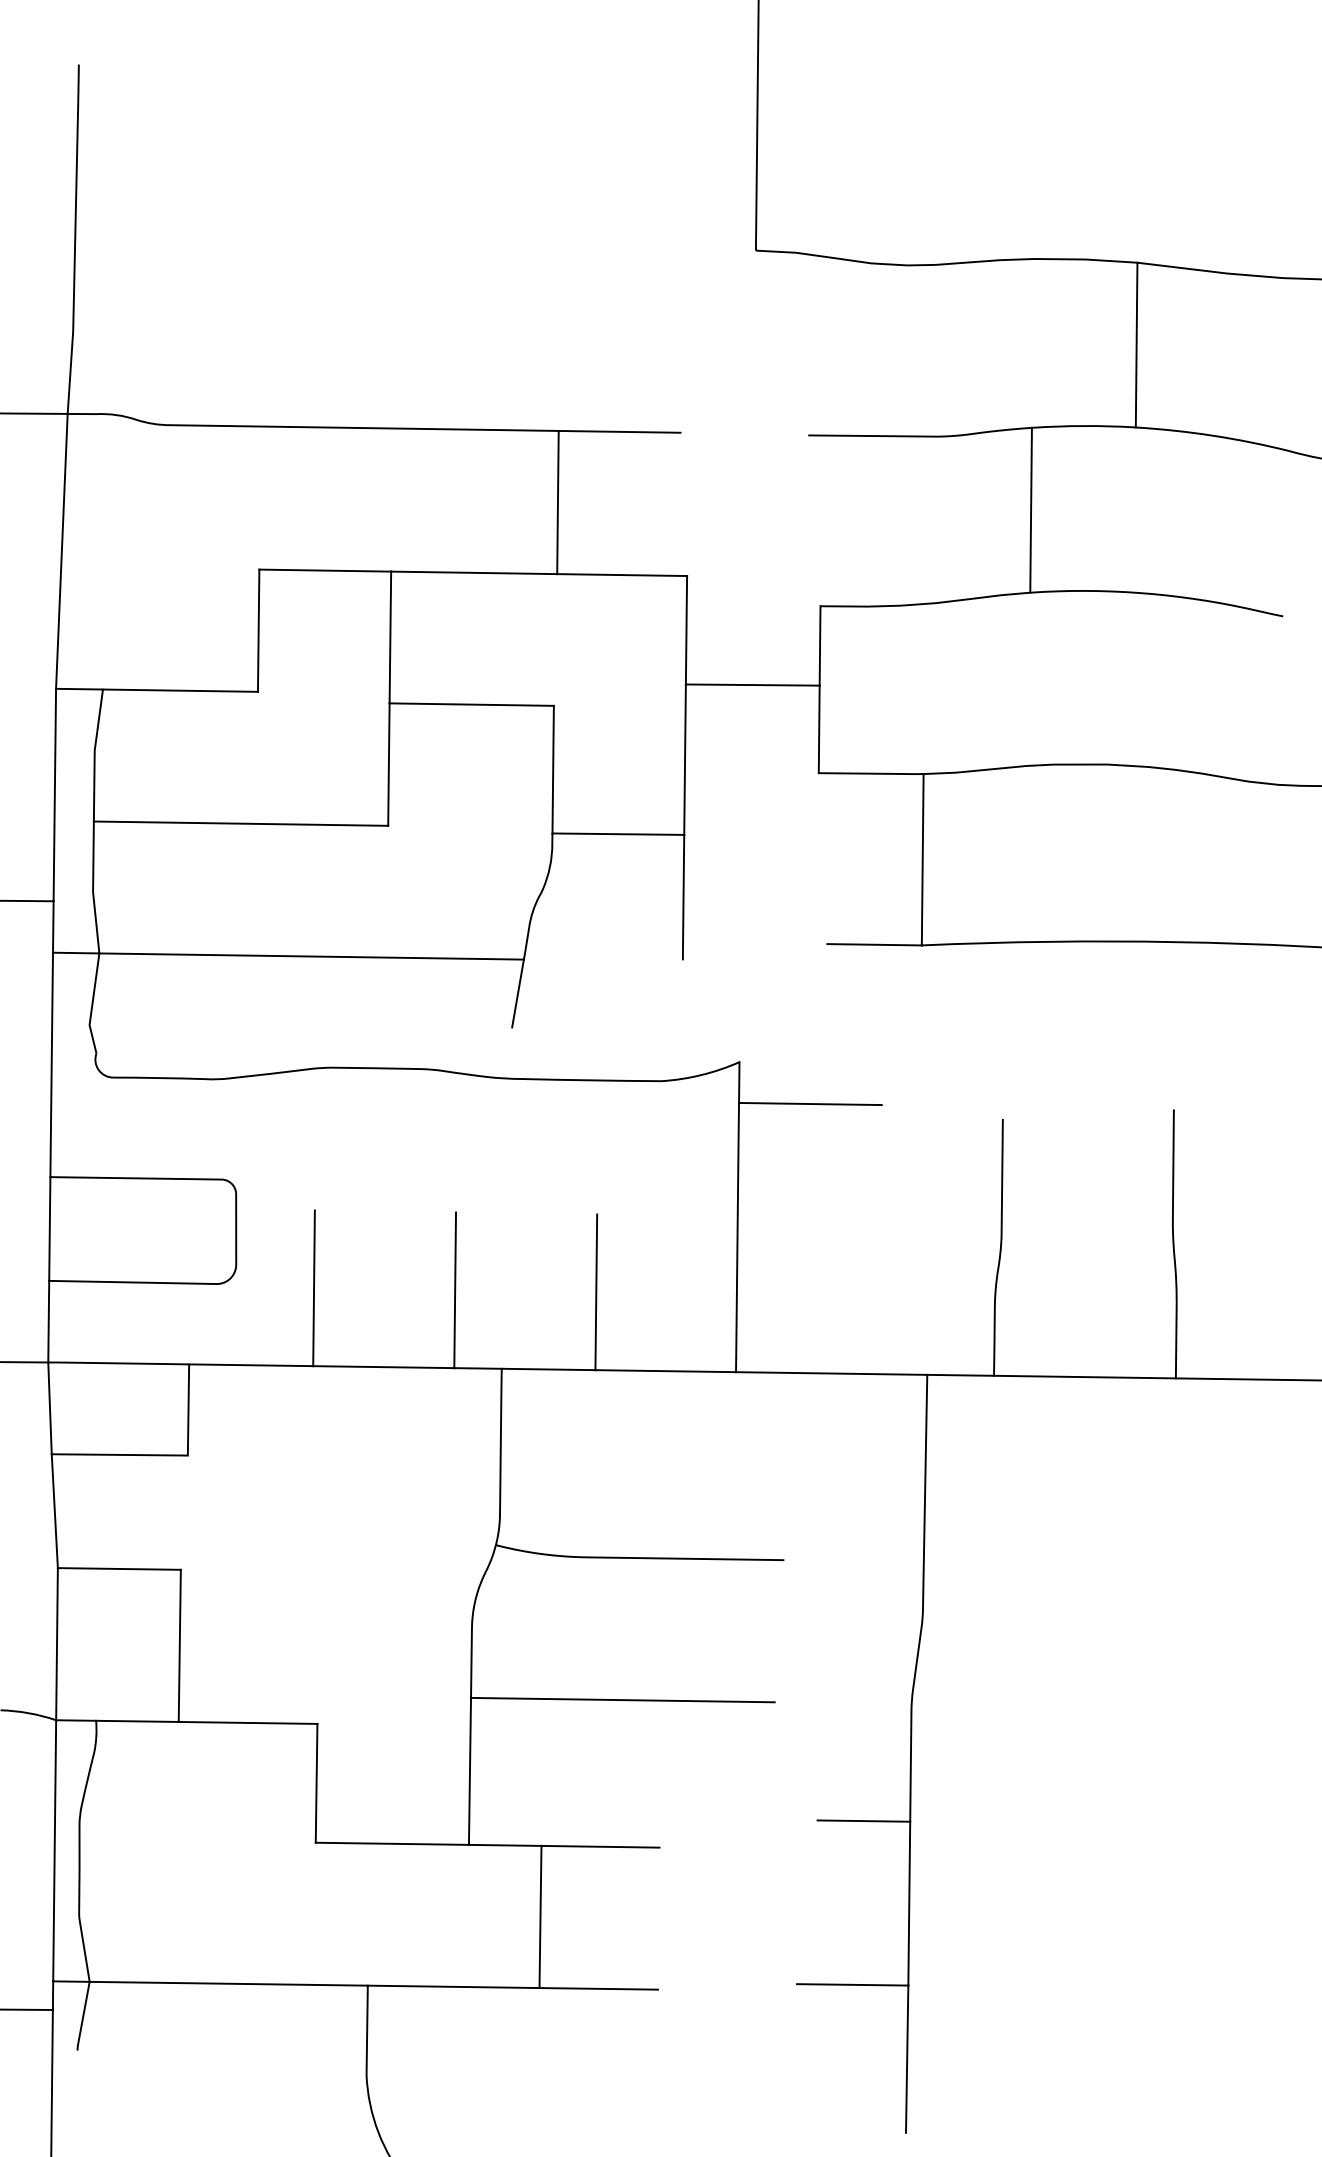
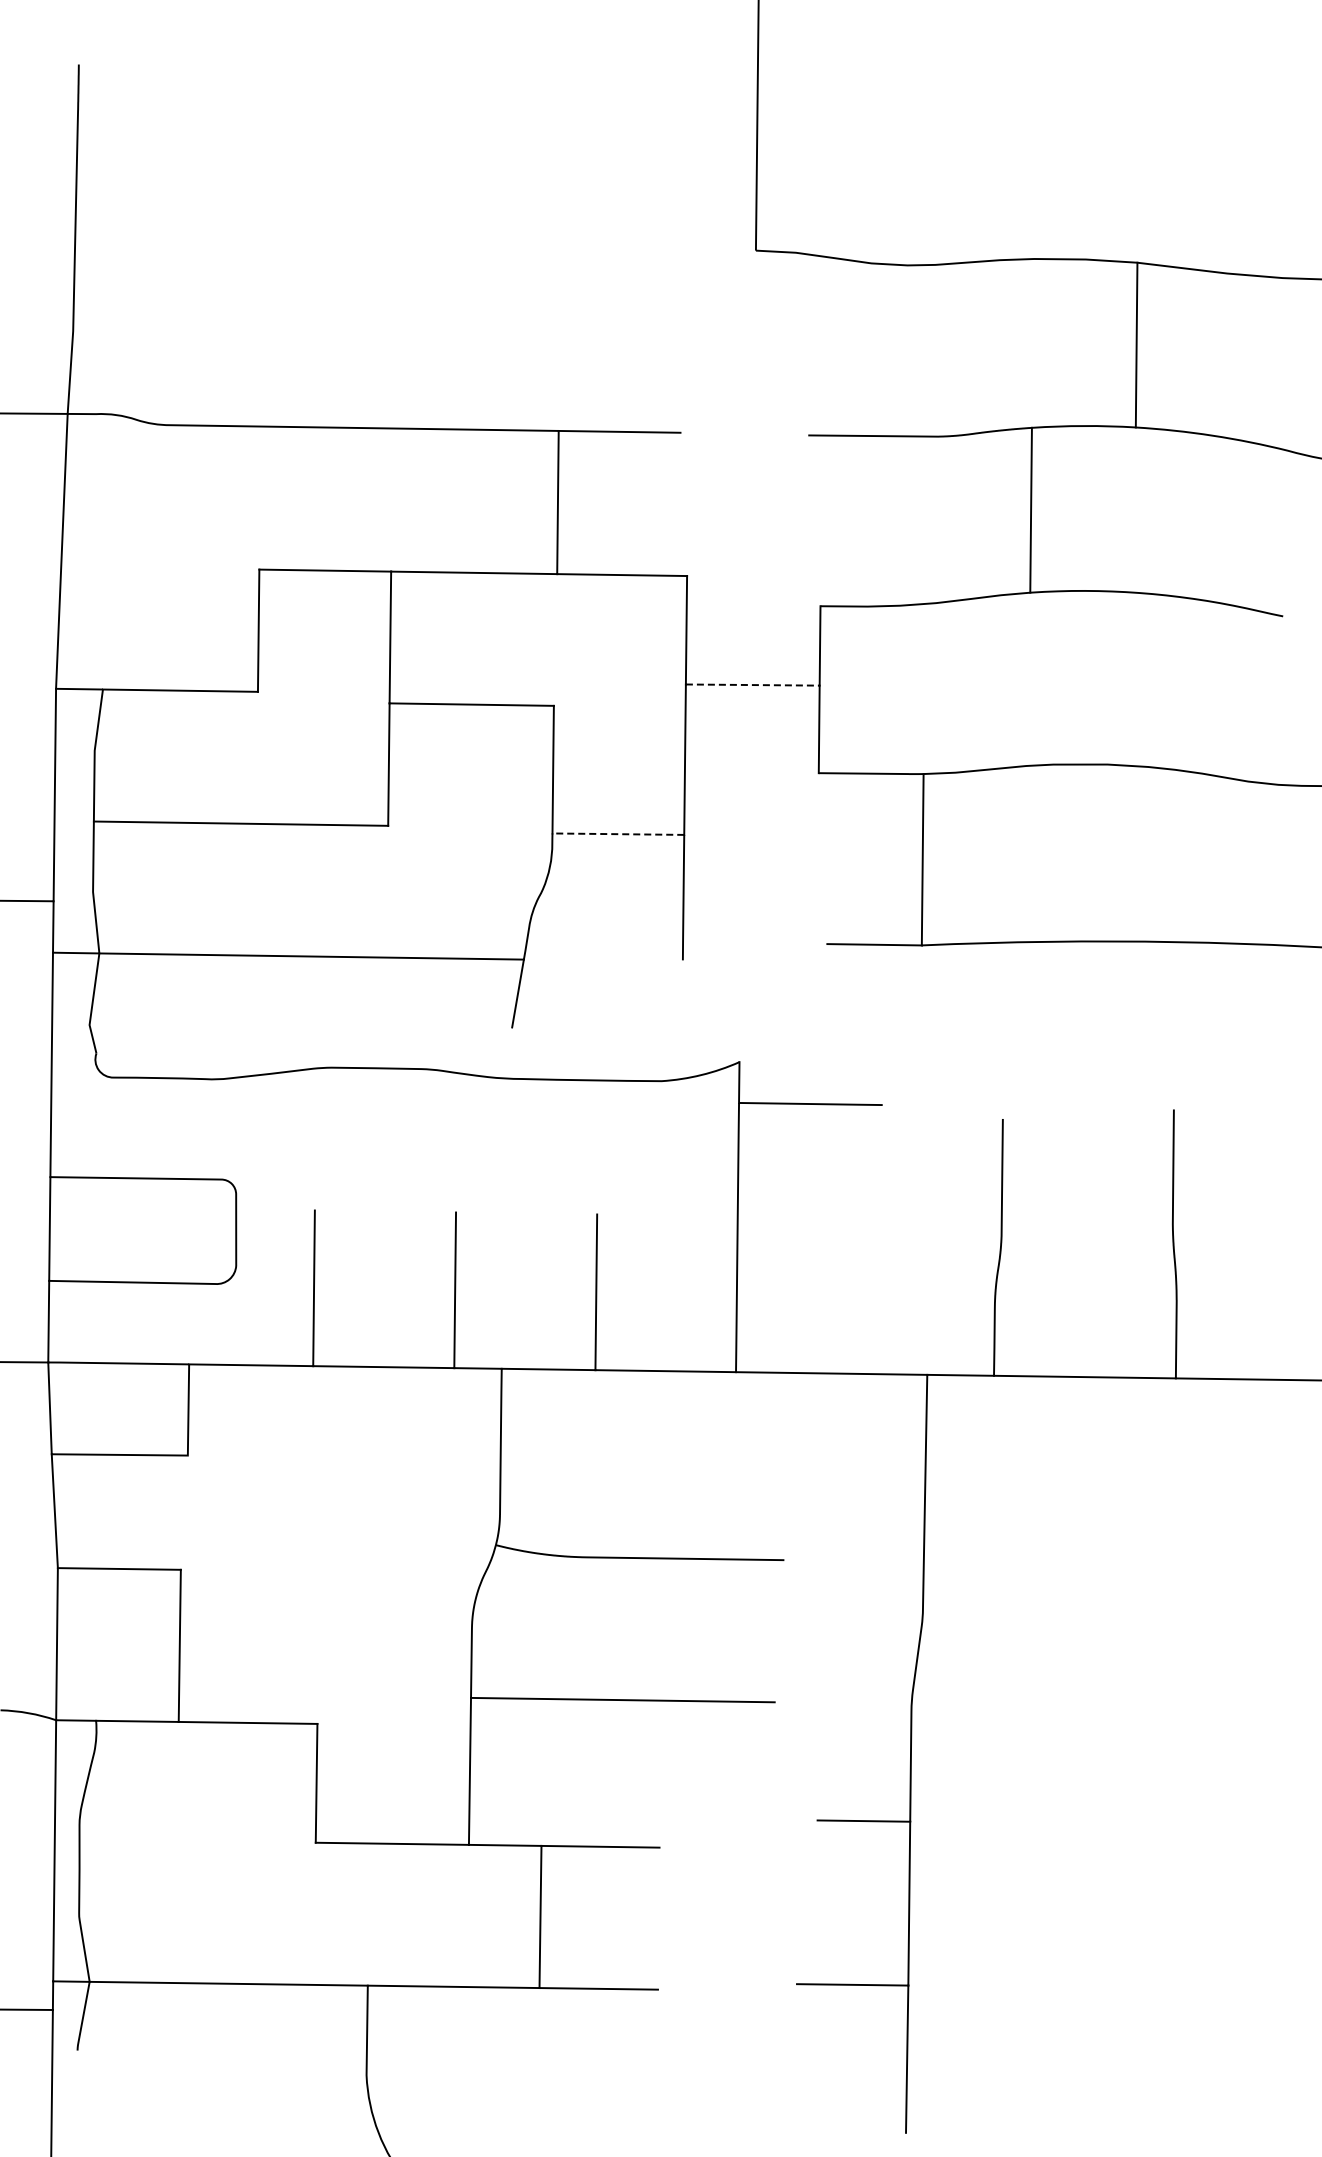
line: solid -> dashed (752, 685)
line: solid -> dashed (618, 834)
